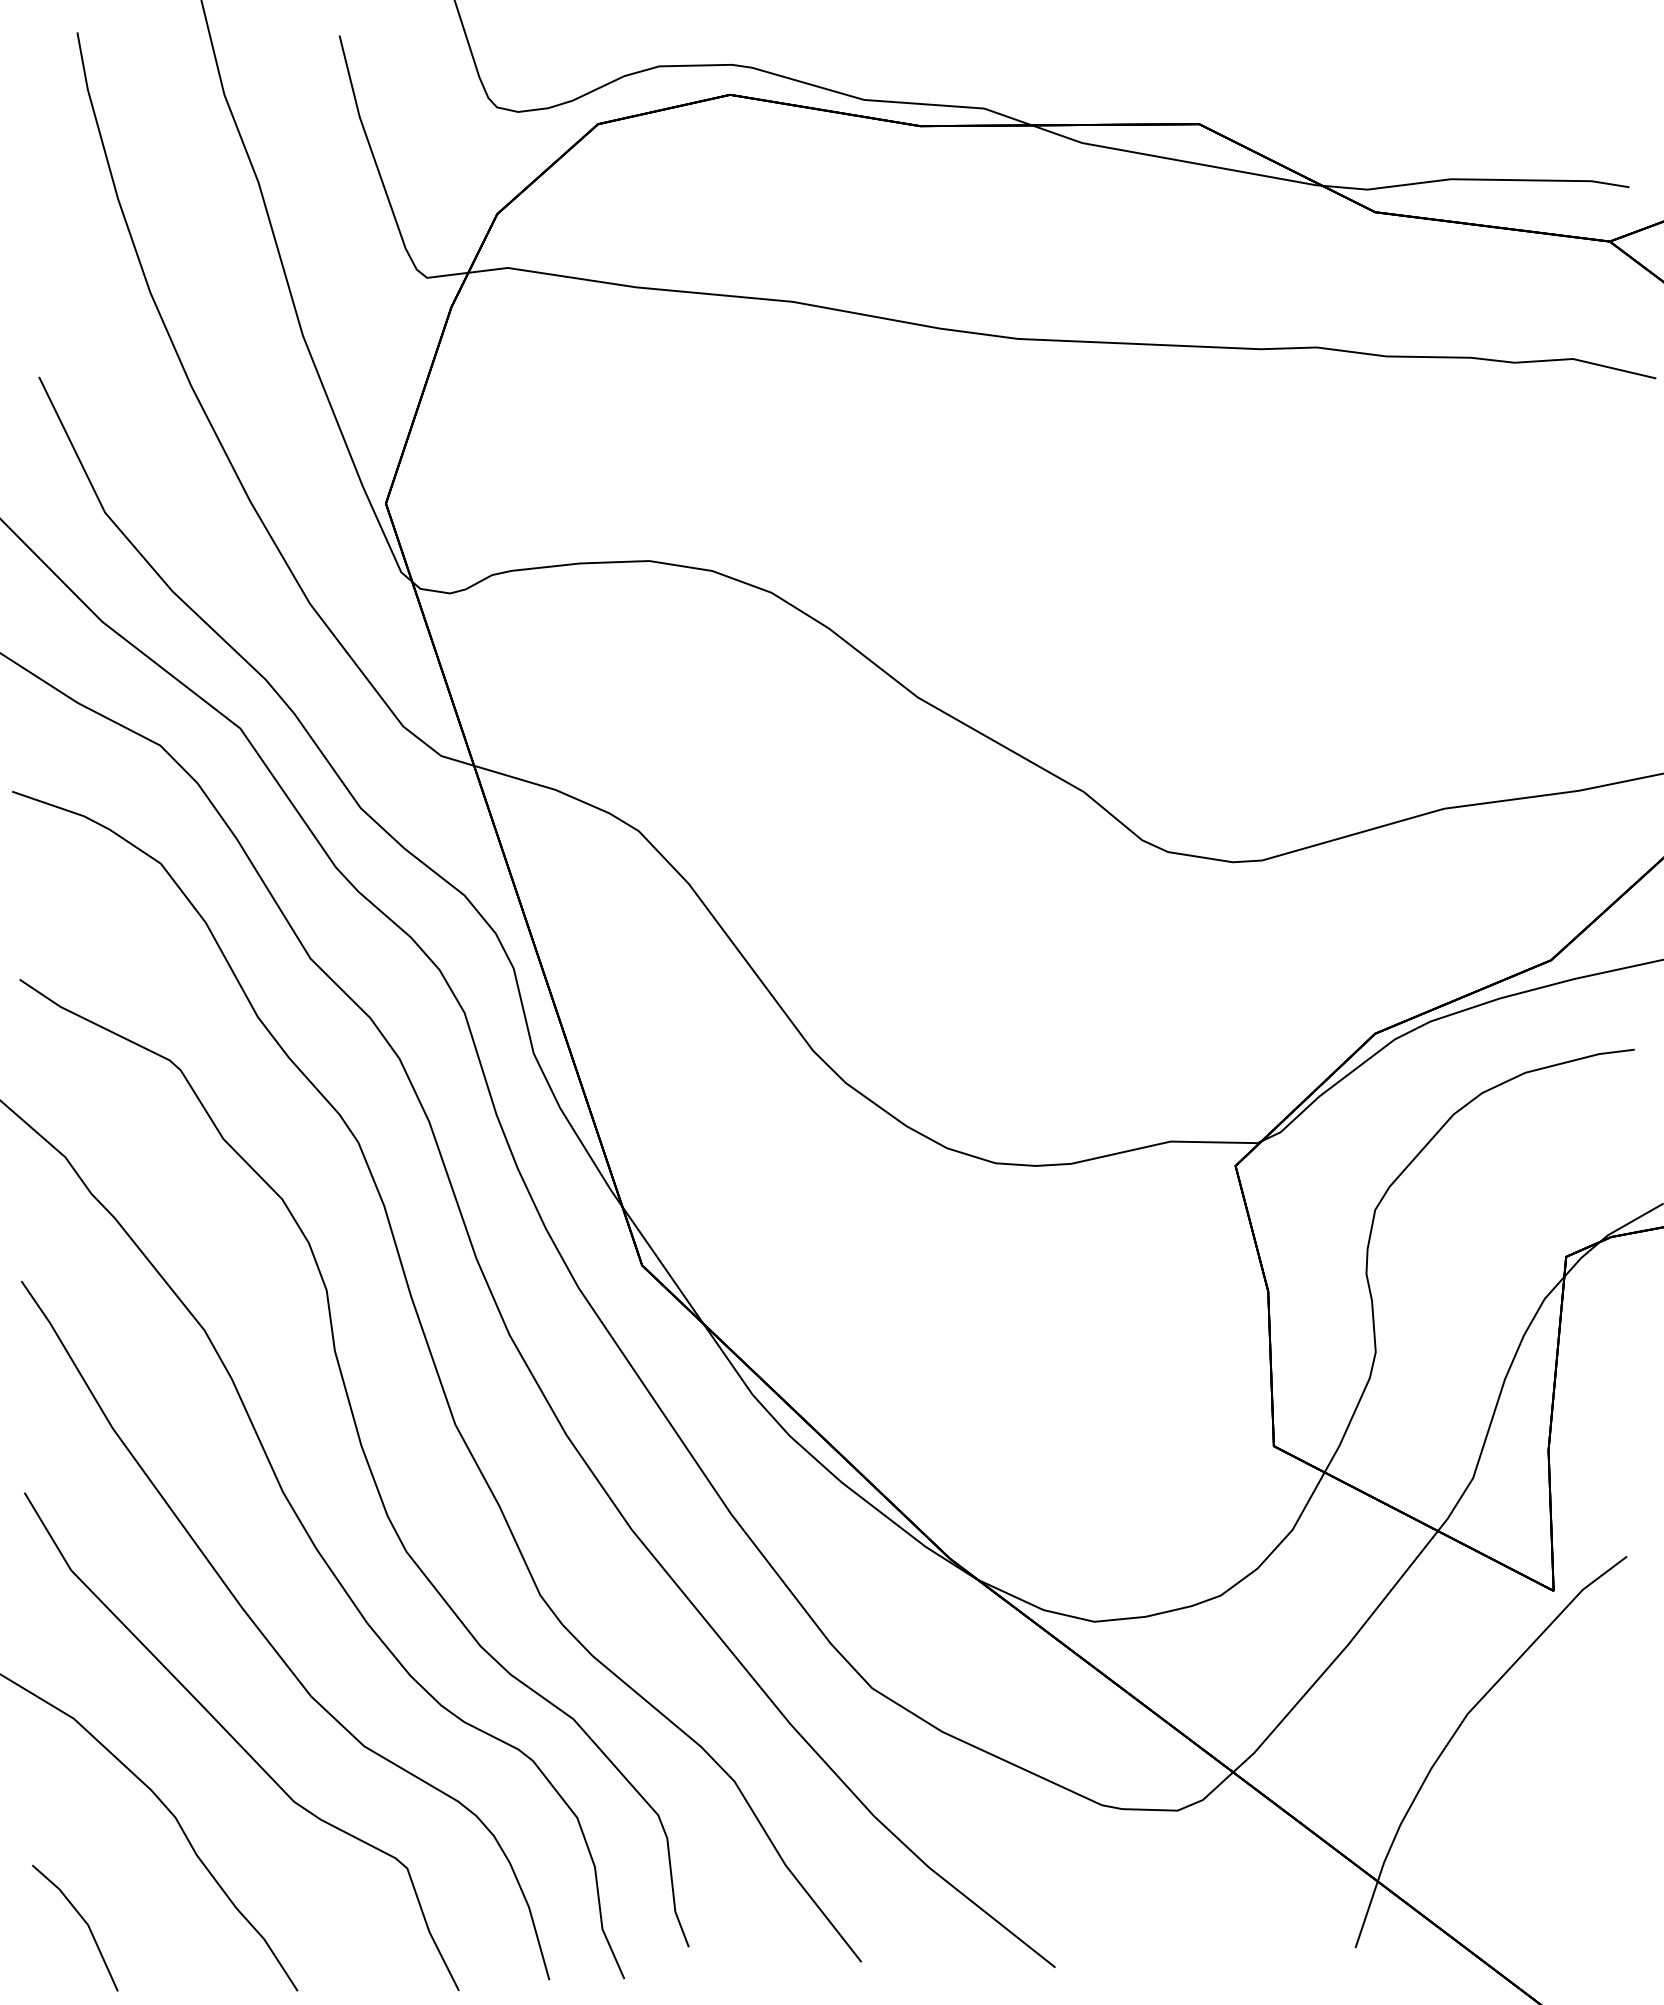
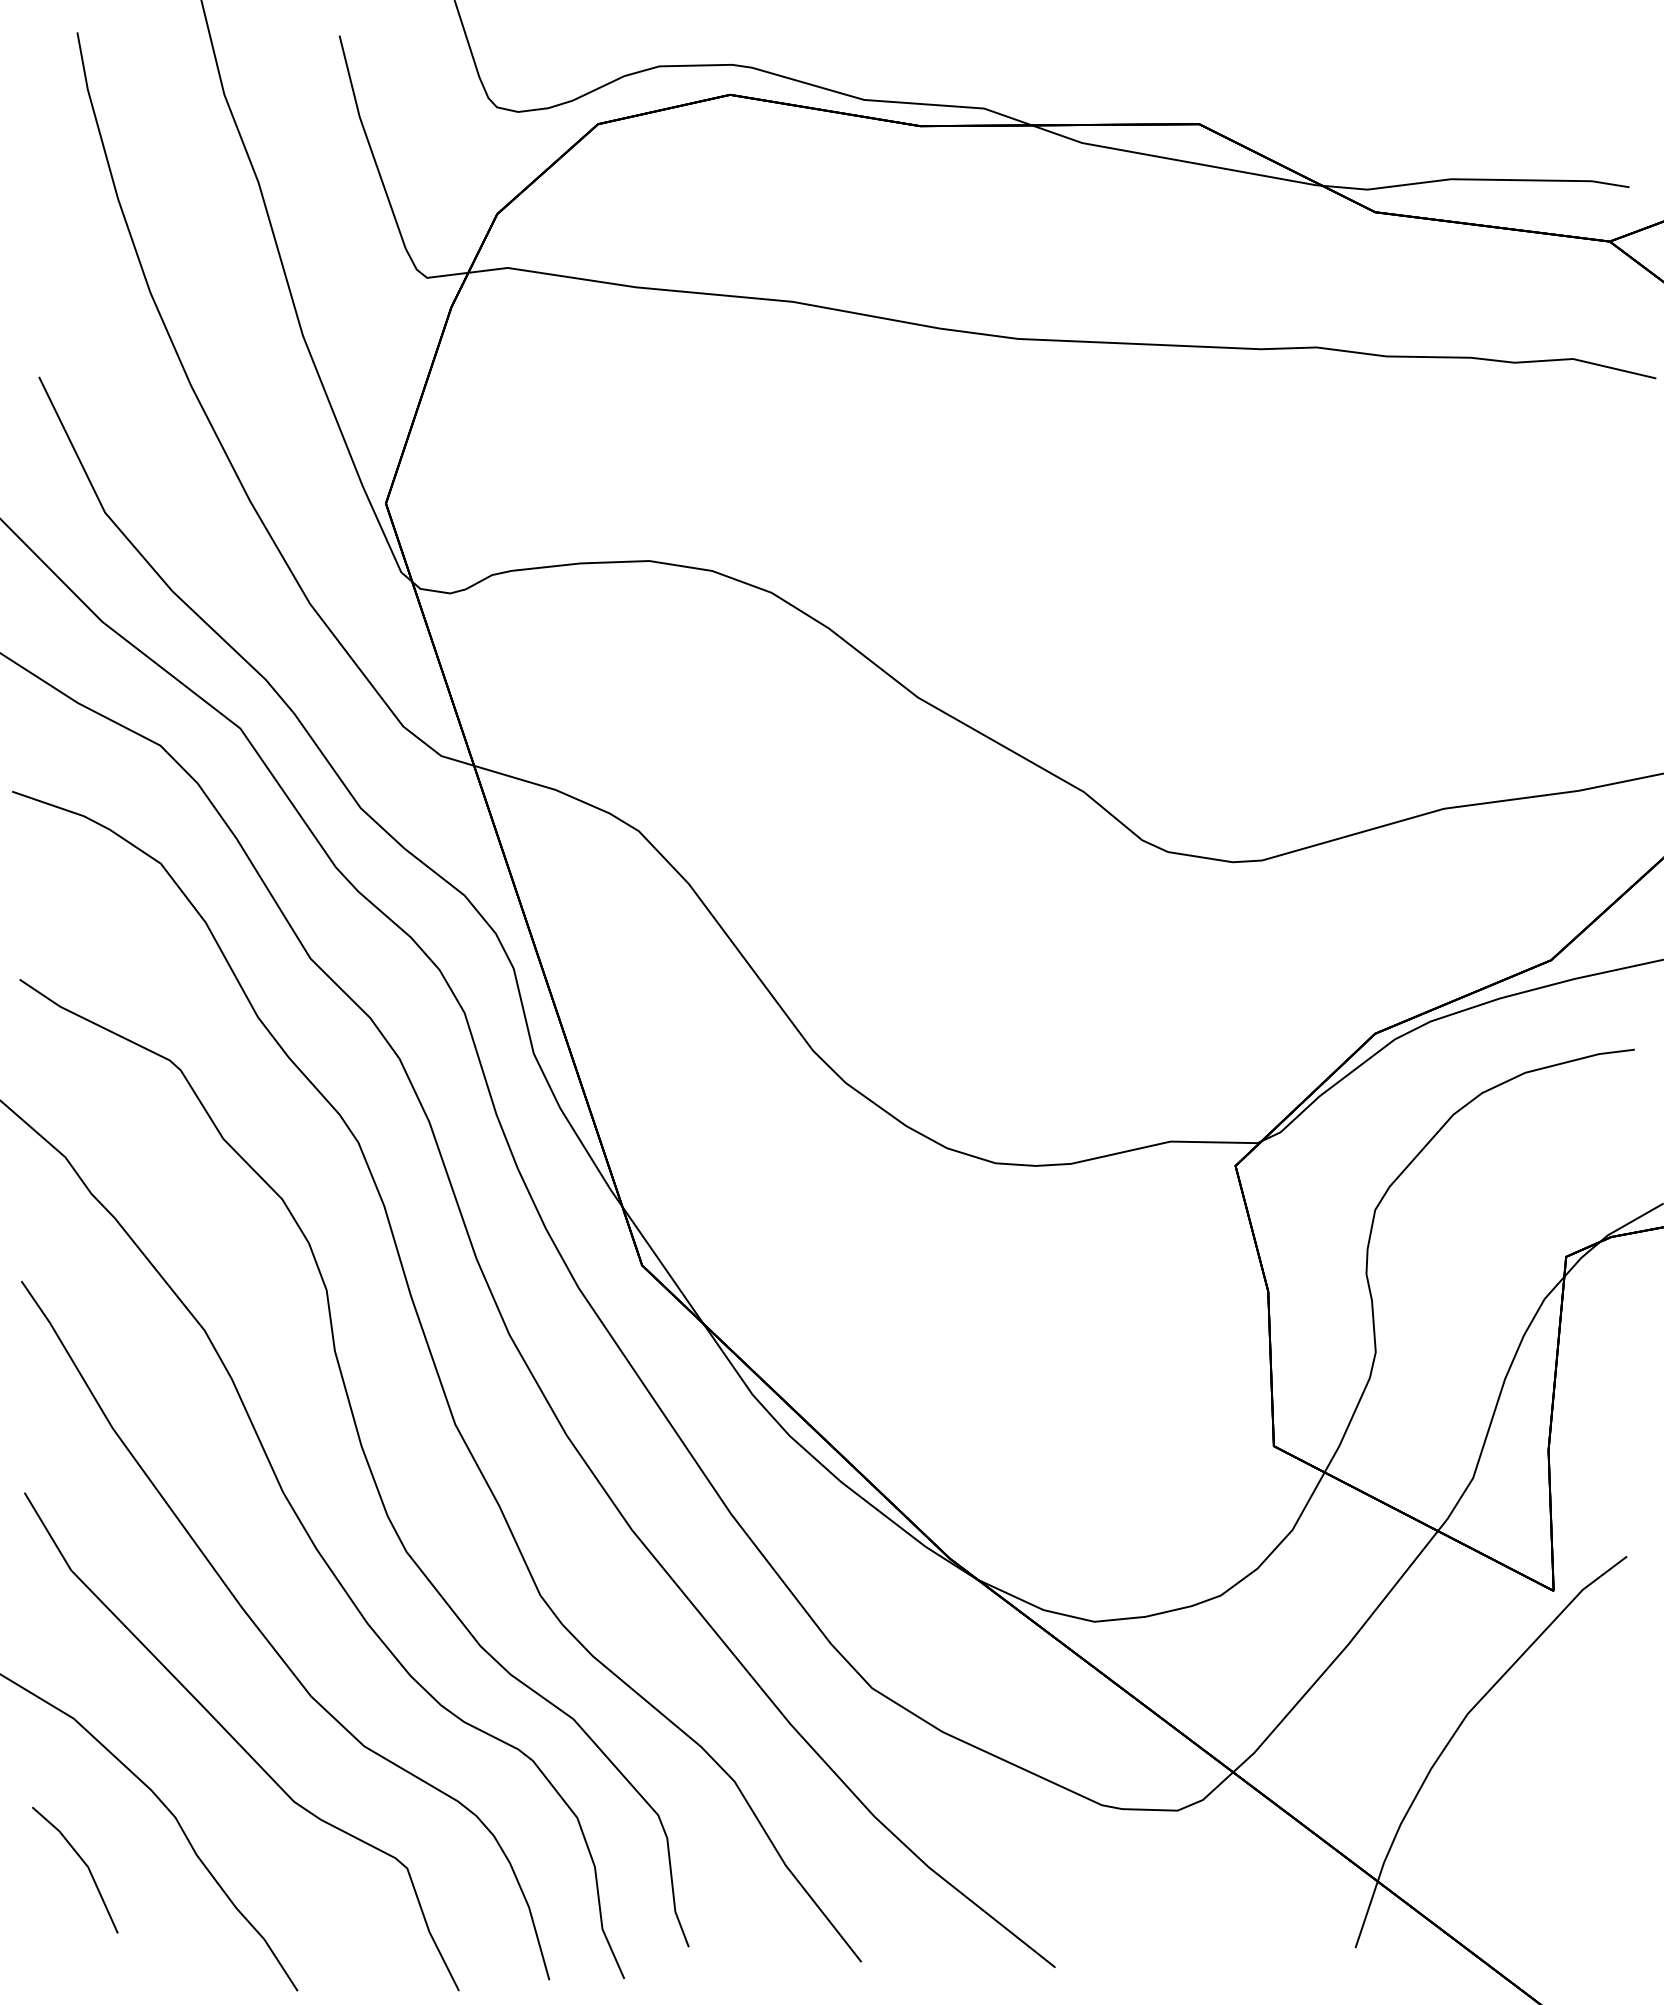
line position: (84, 1922) -> (84, 1864) (84, 1864)
